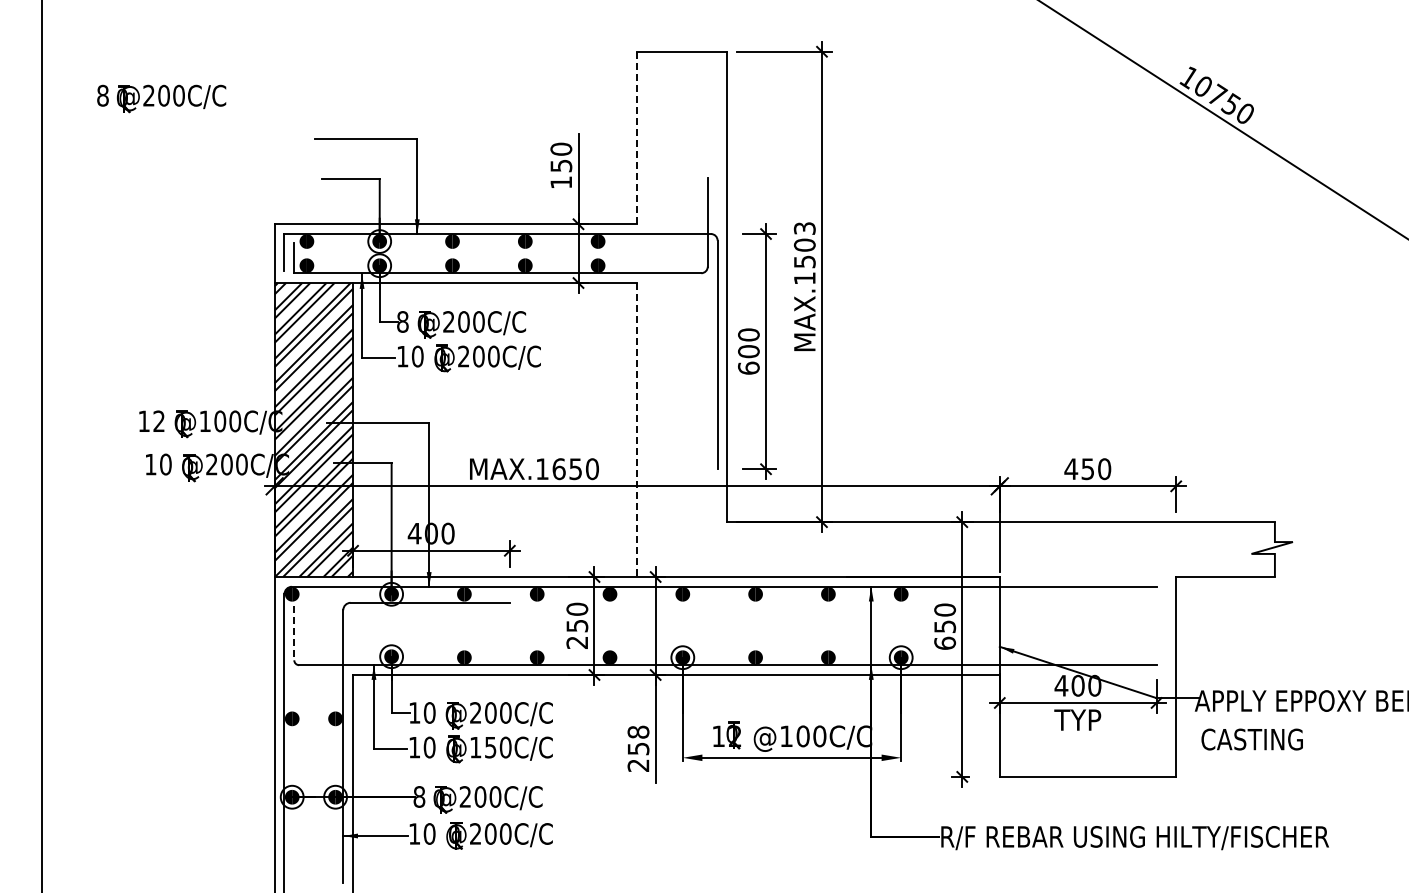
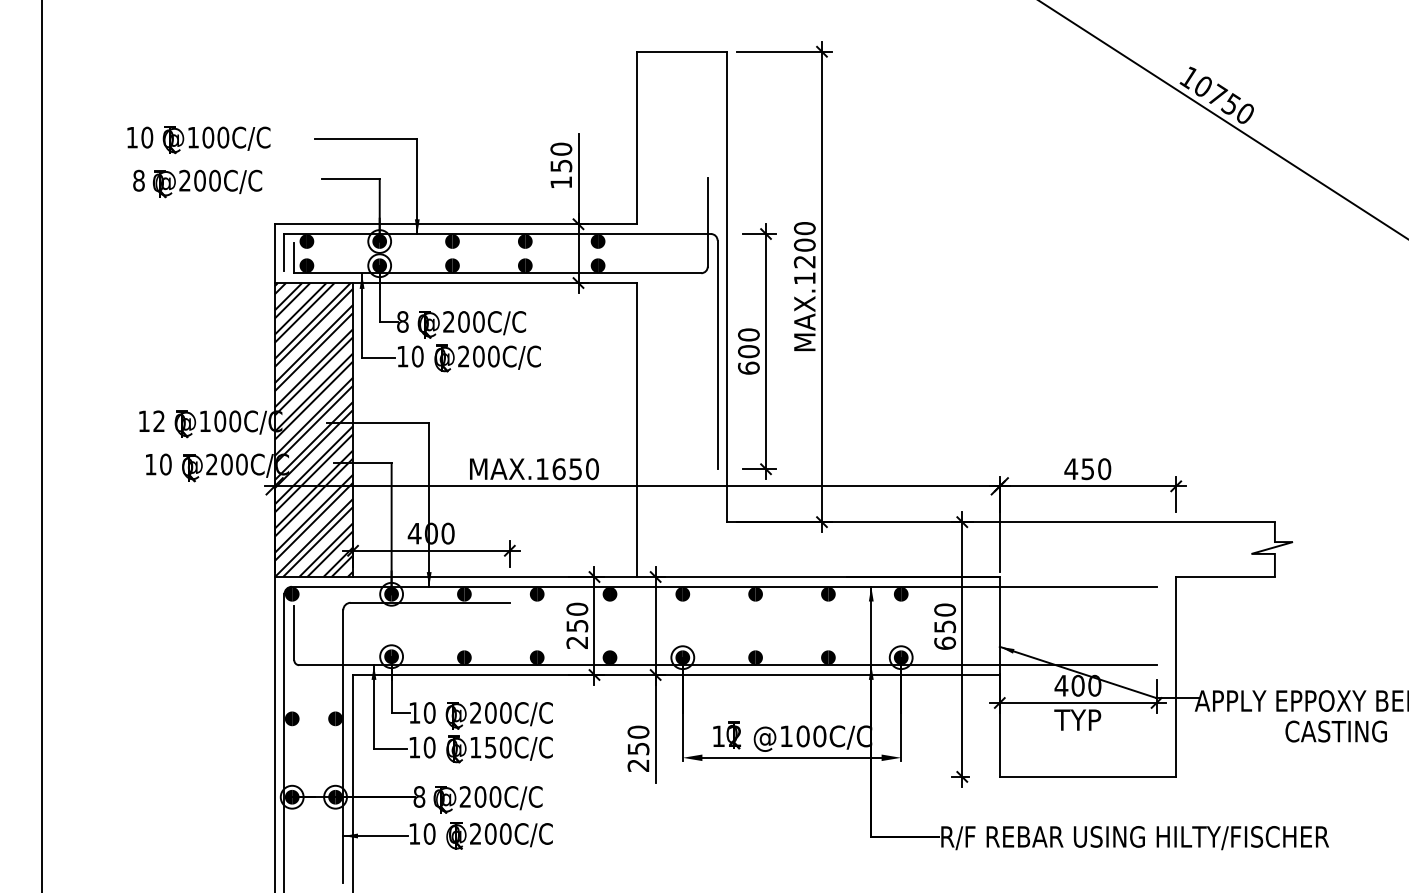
part position: (161, 98) -> (197, 183) (197, 183)
line: dashed -> solid (637, 138)
part: none -> present (198, 140)
text: MAX.1503 -> MAX.1200 (804, 245)
line: dashed -> solid (637, 430)
line: dashed -> solid (294, 633)
text: 258 -> 250 (638, 731)
text position: (1251, 739) -> (1335, 731) (1335, 731)
